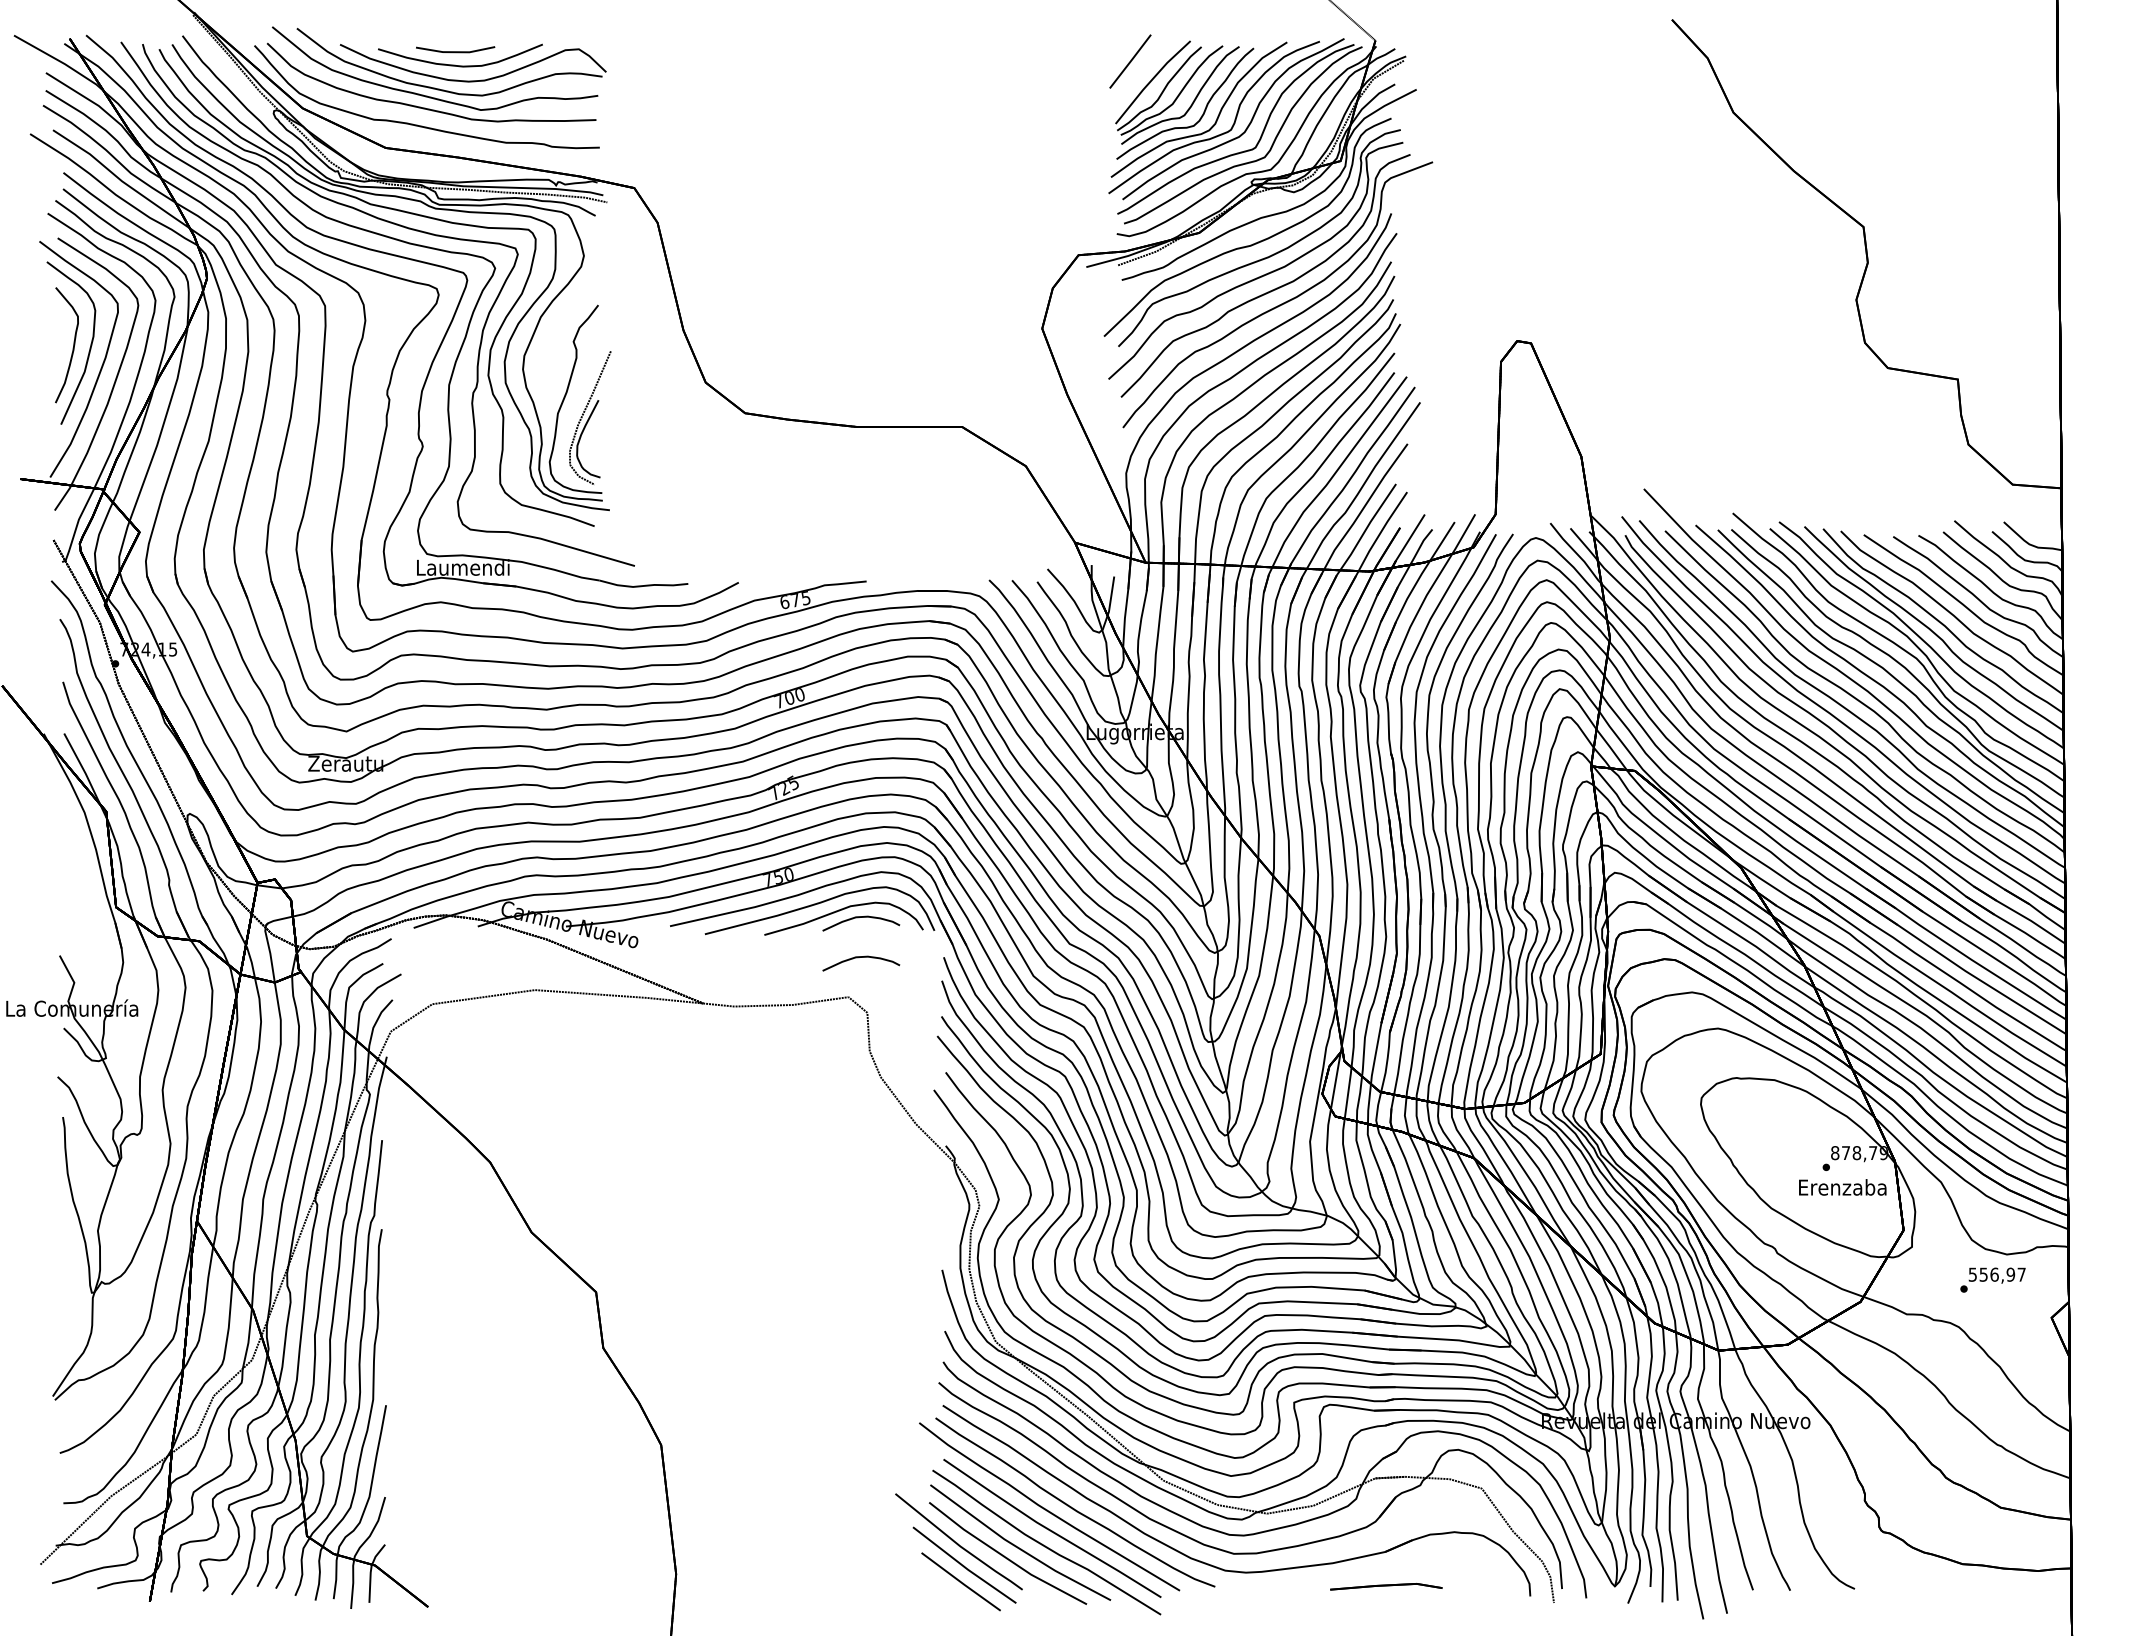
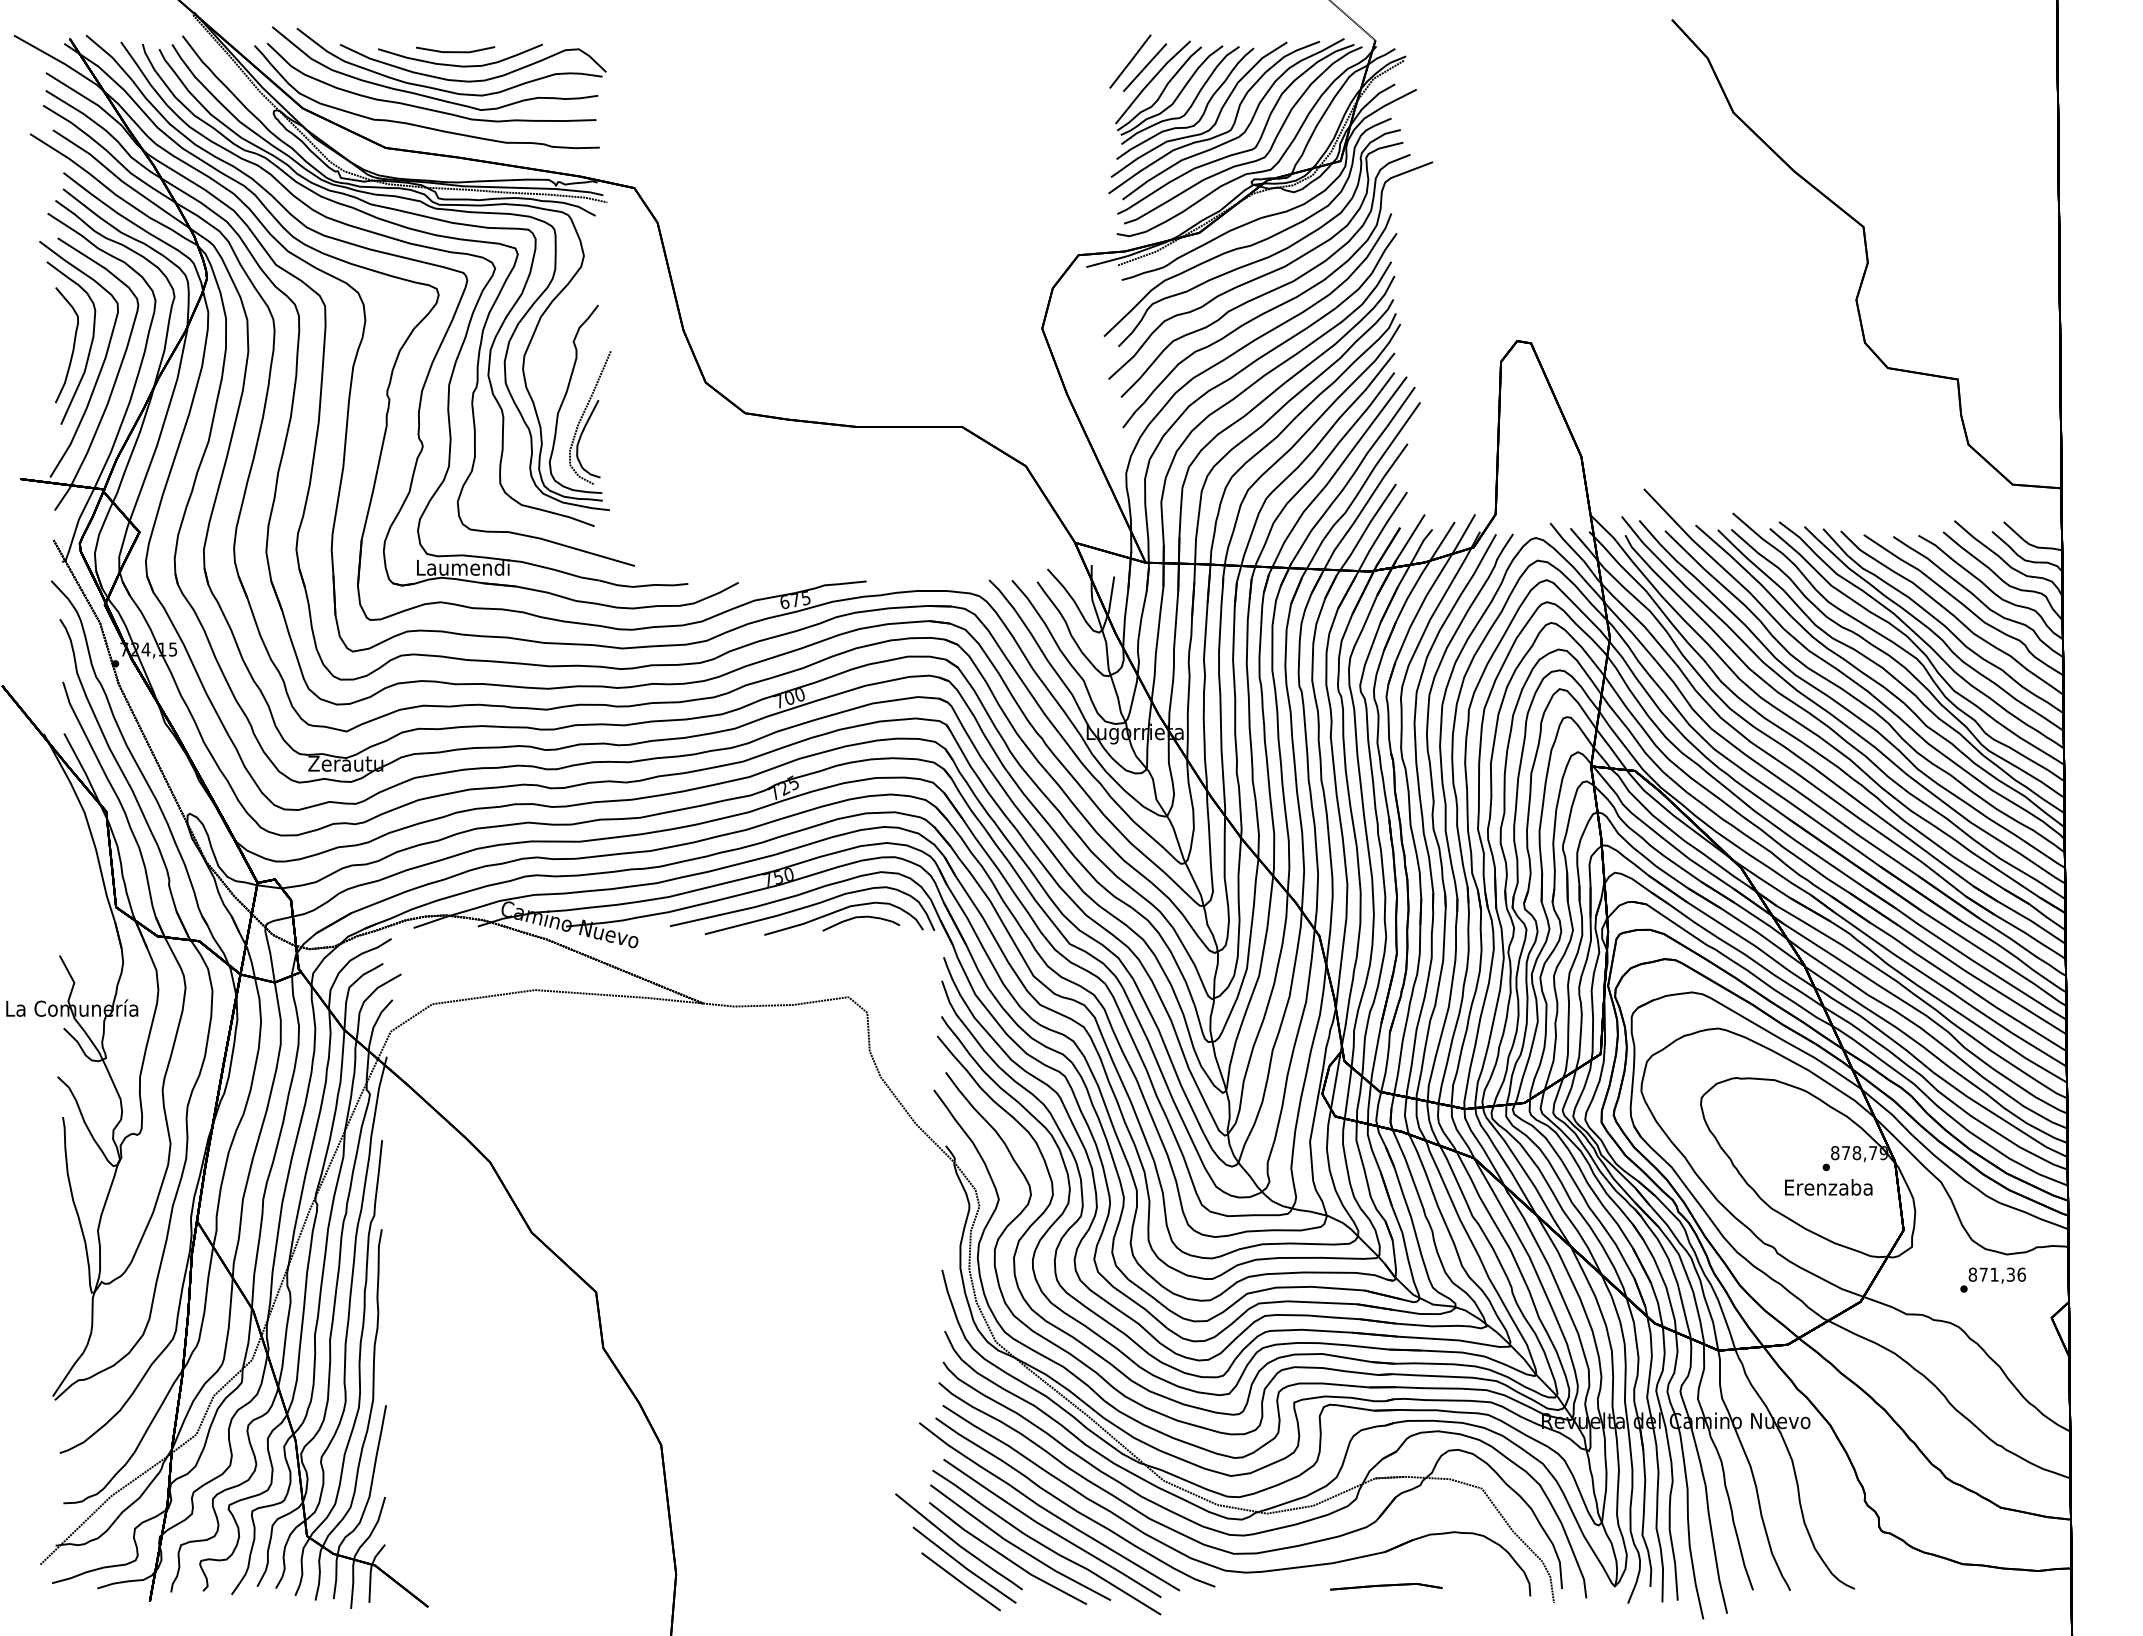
line: none -> present (1145, 67)
part: present -> none (861, 963)
text position: (1842, 1187) -> (1828, 1187) (1828, 1187)
text: 556,97 -> 871,36 (1997, 1274)
